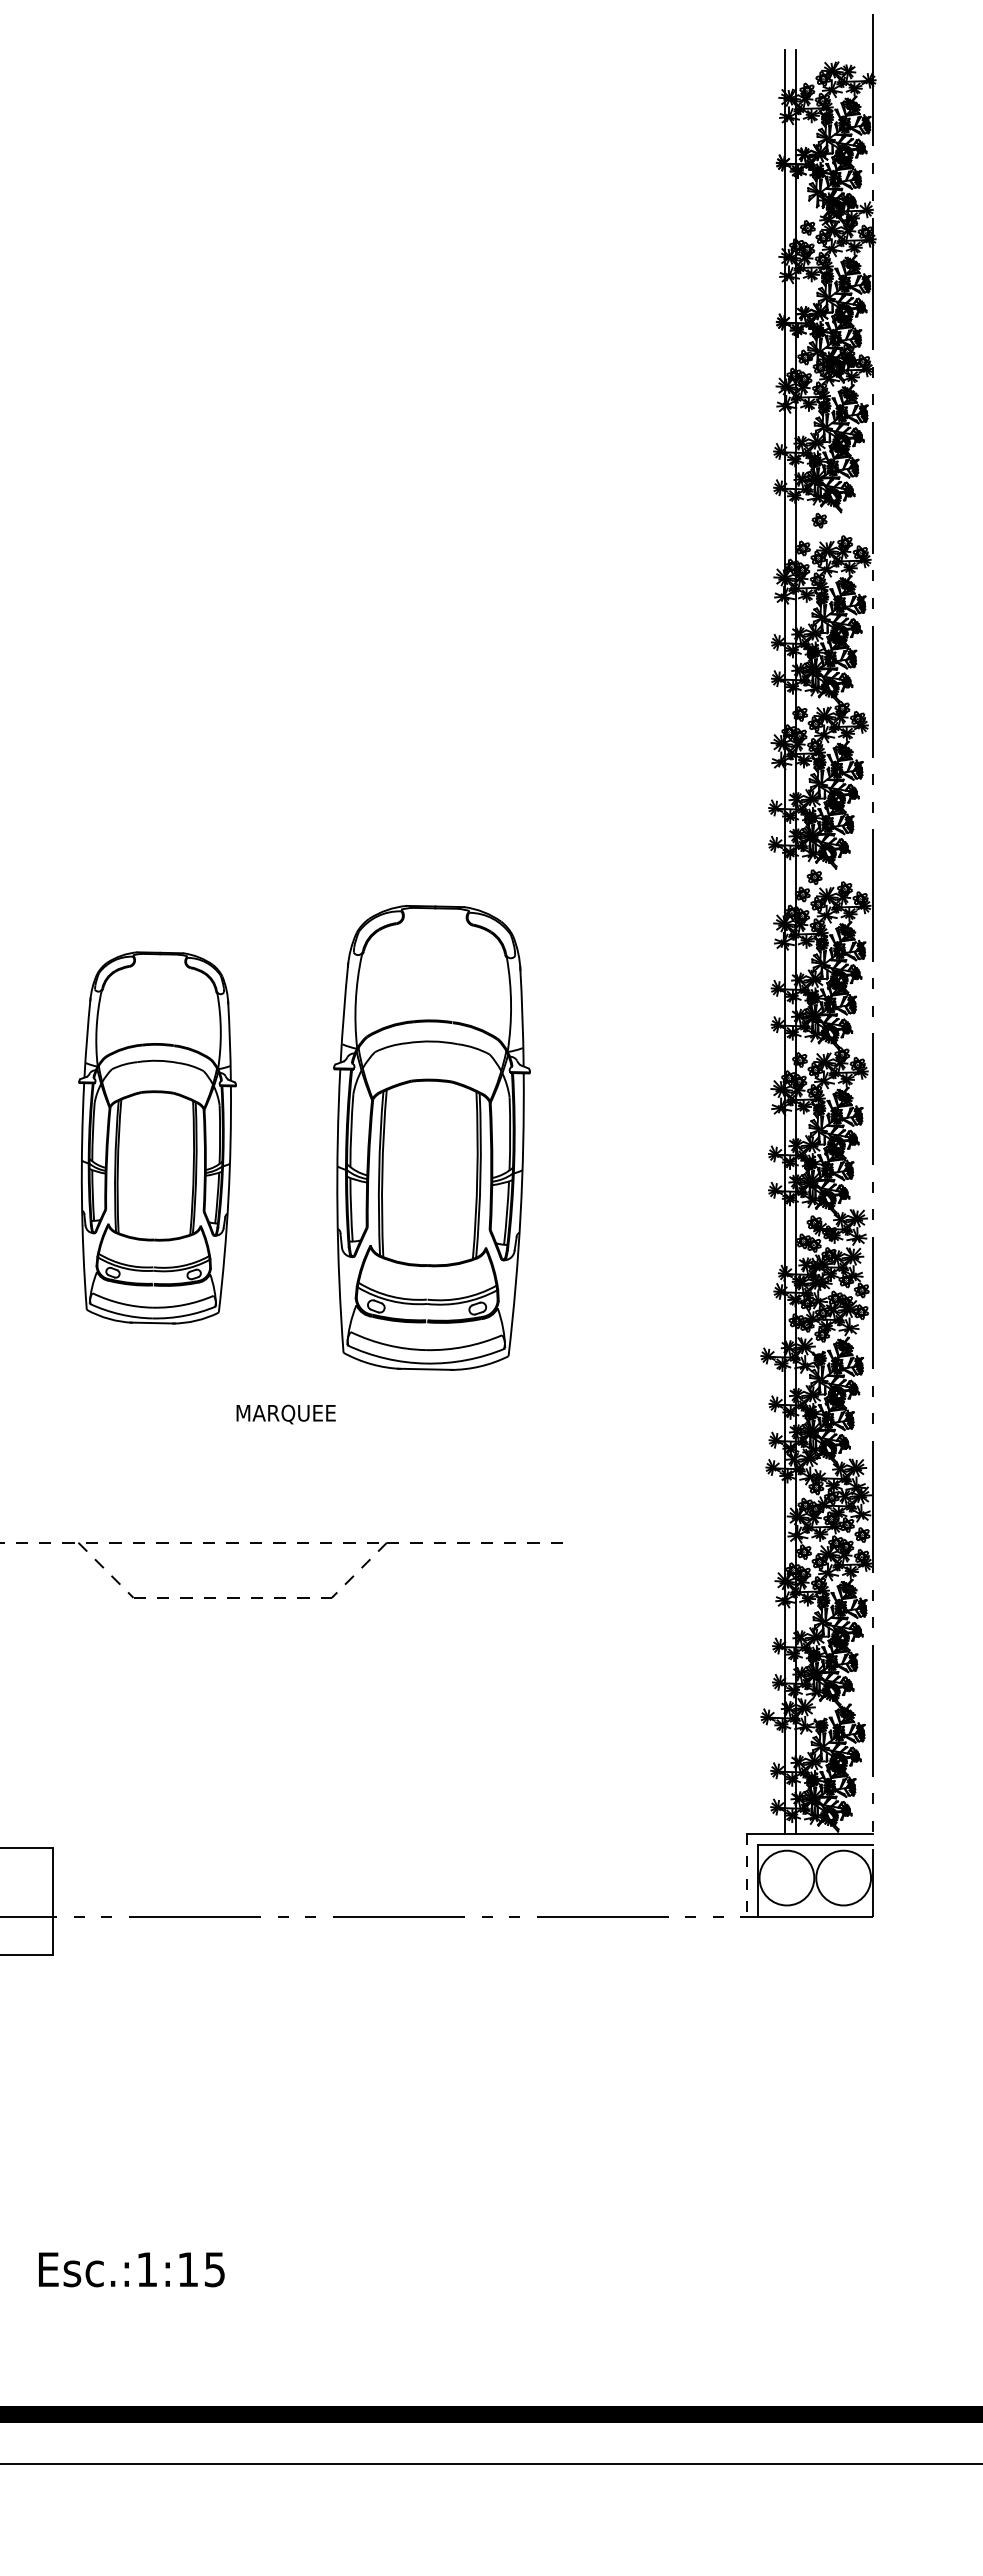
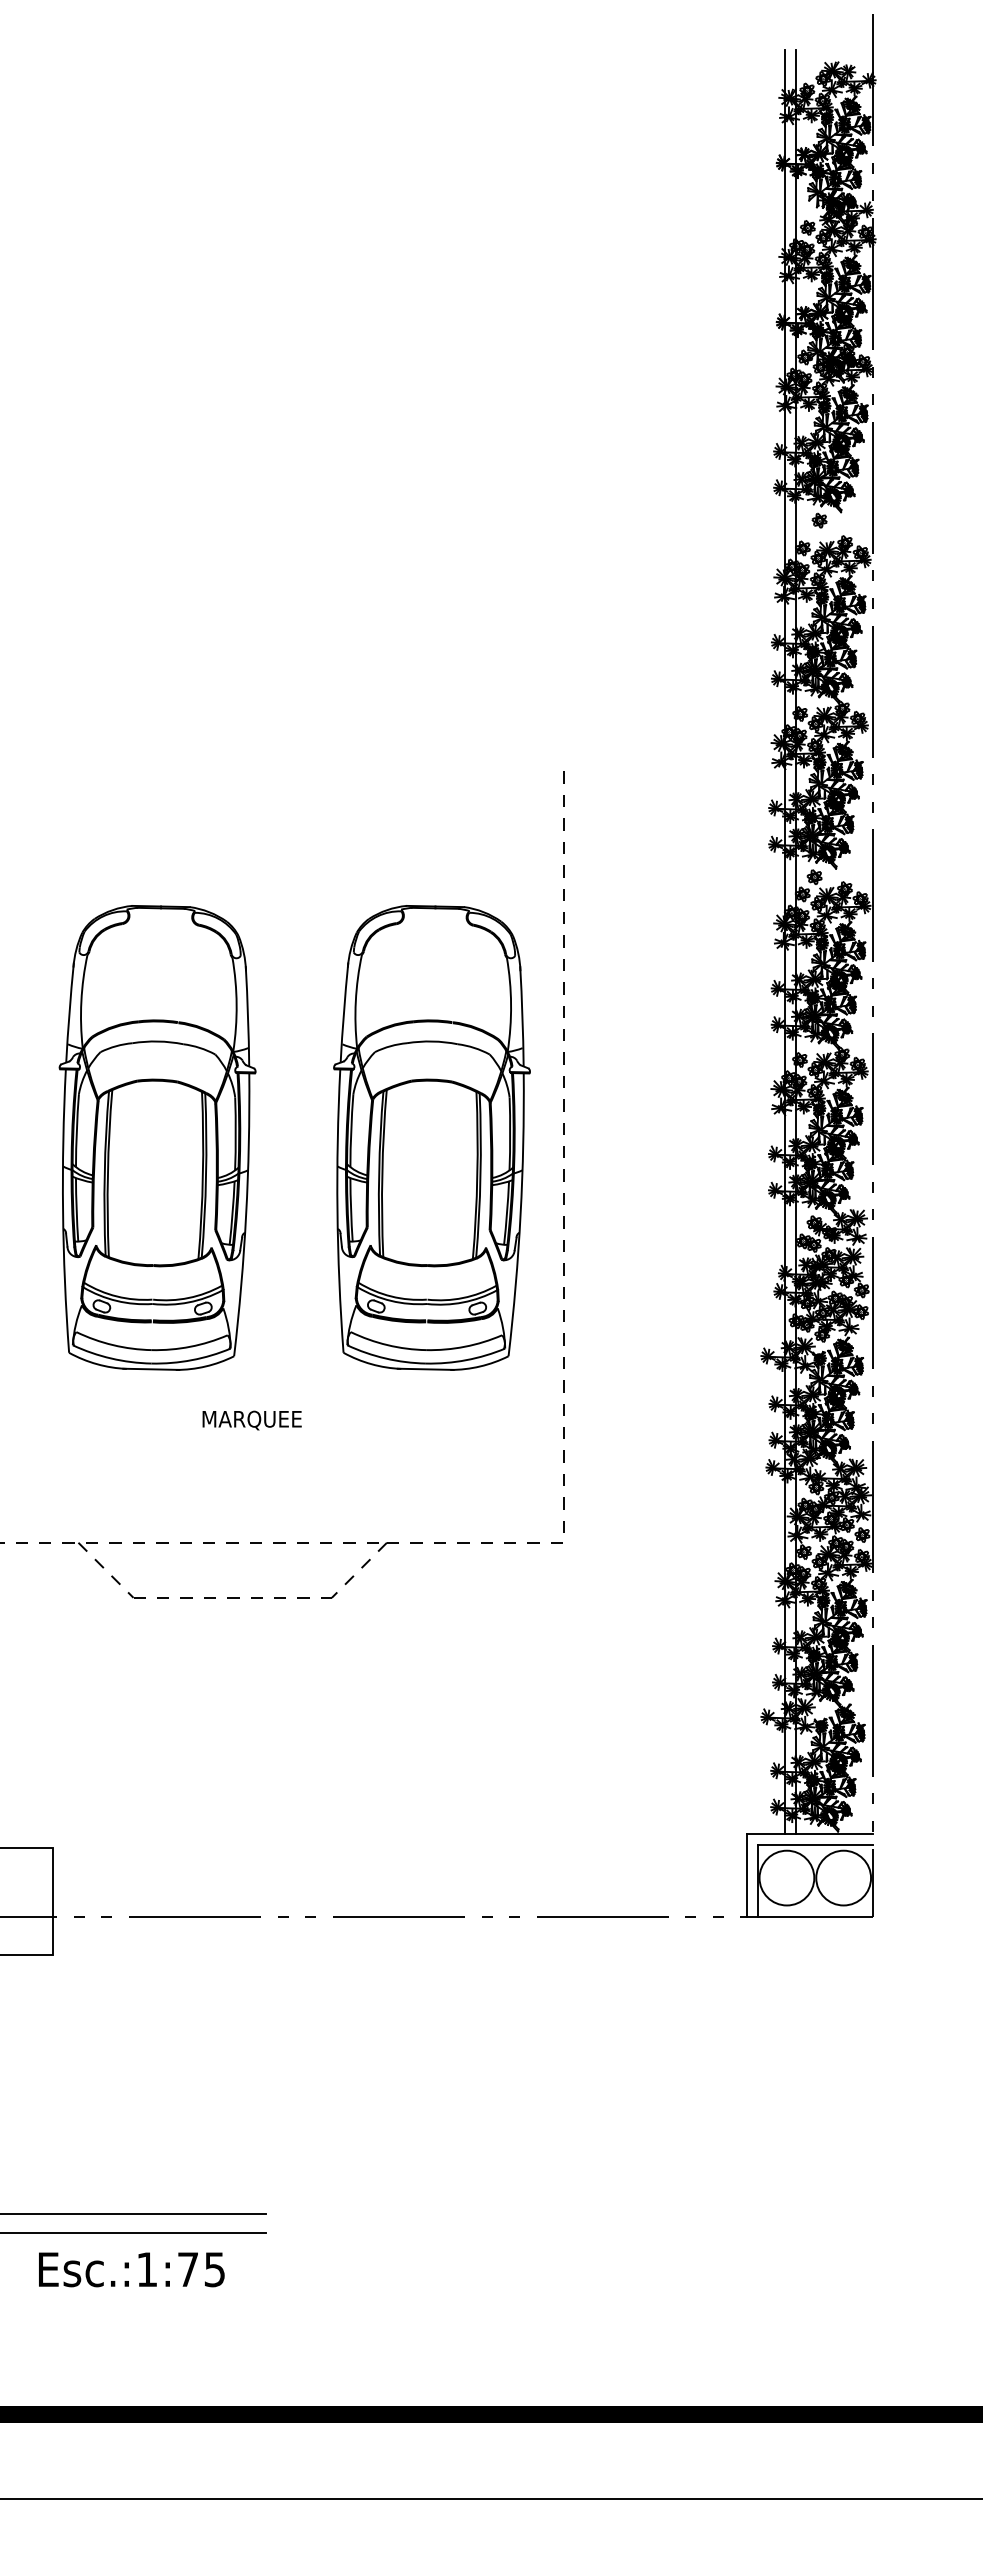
part size: 159x374 px -> 199x466 px (157, 1137)
line: none -> present (563, 1151)
text position: (285, 1414) -> (251, 1420) (251, 1420)
line: dashed -> solid (746, 1876)
line: none -> present (133, 2214)
line: none -> present (133, 2232)
text: Esc.:1:15 -> Esc.:1:75 (187, 2269)
line position: (490, 2463) -> (490, 2498) (490, 2498)
